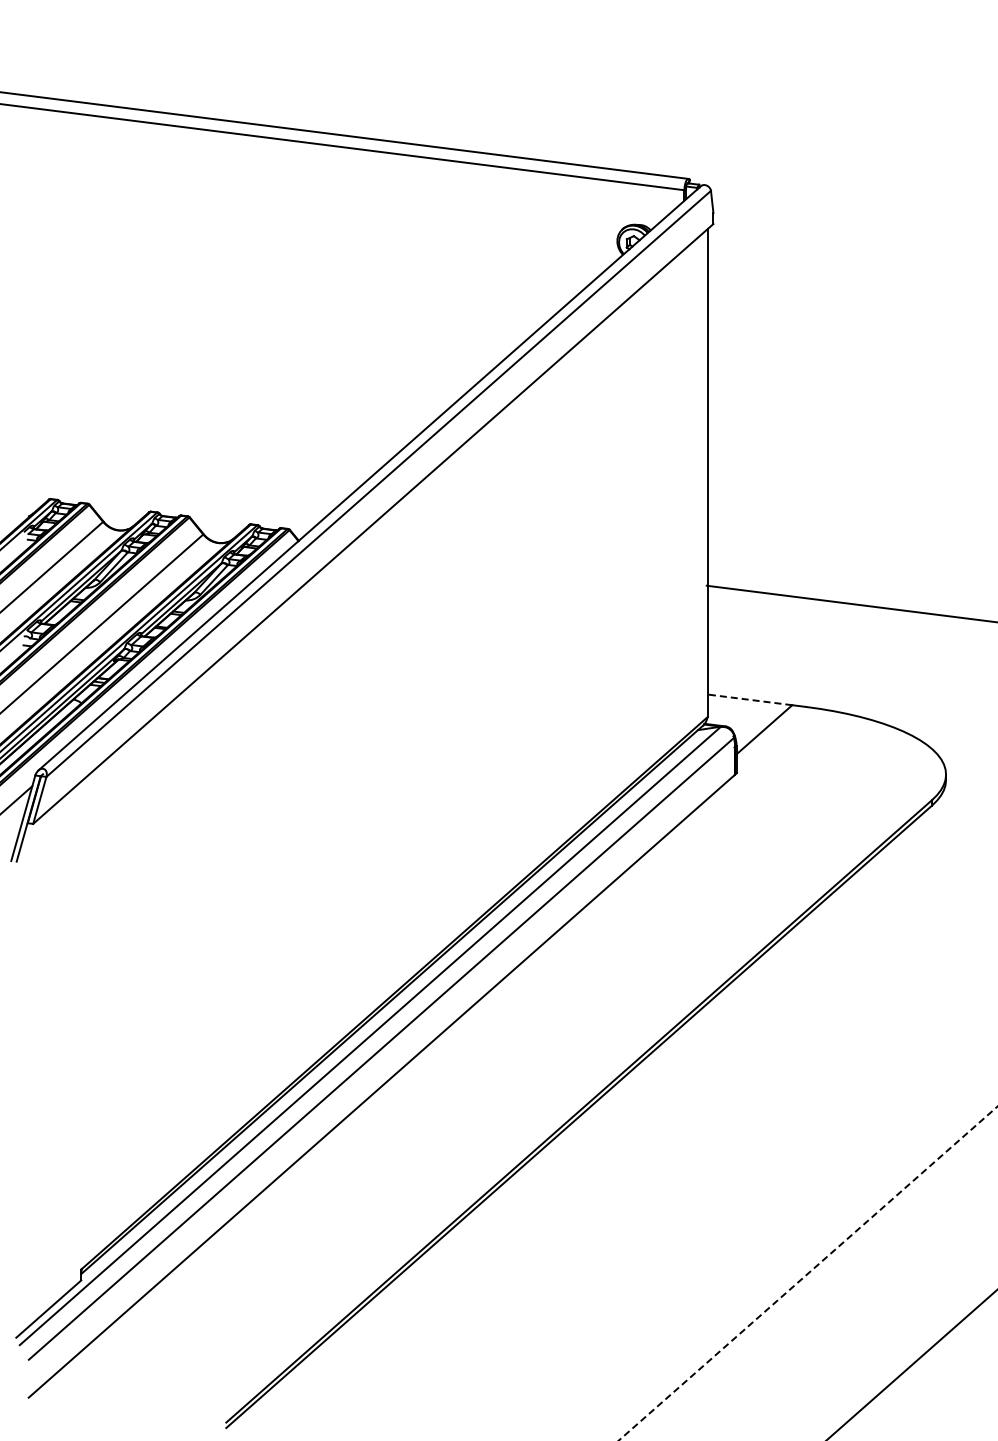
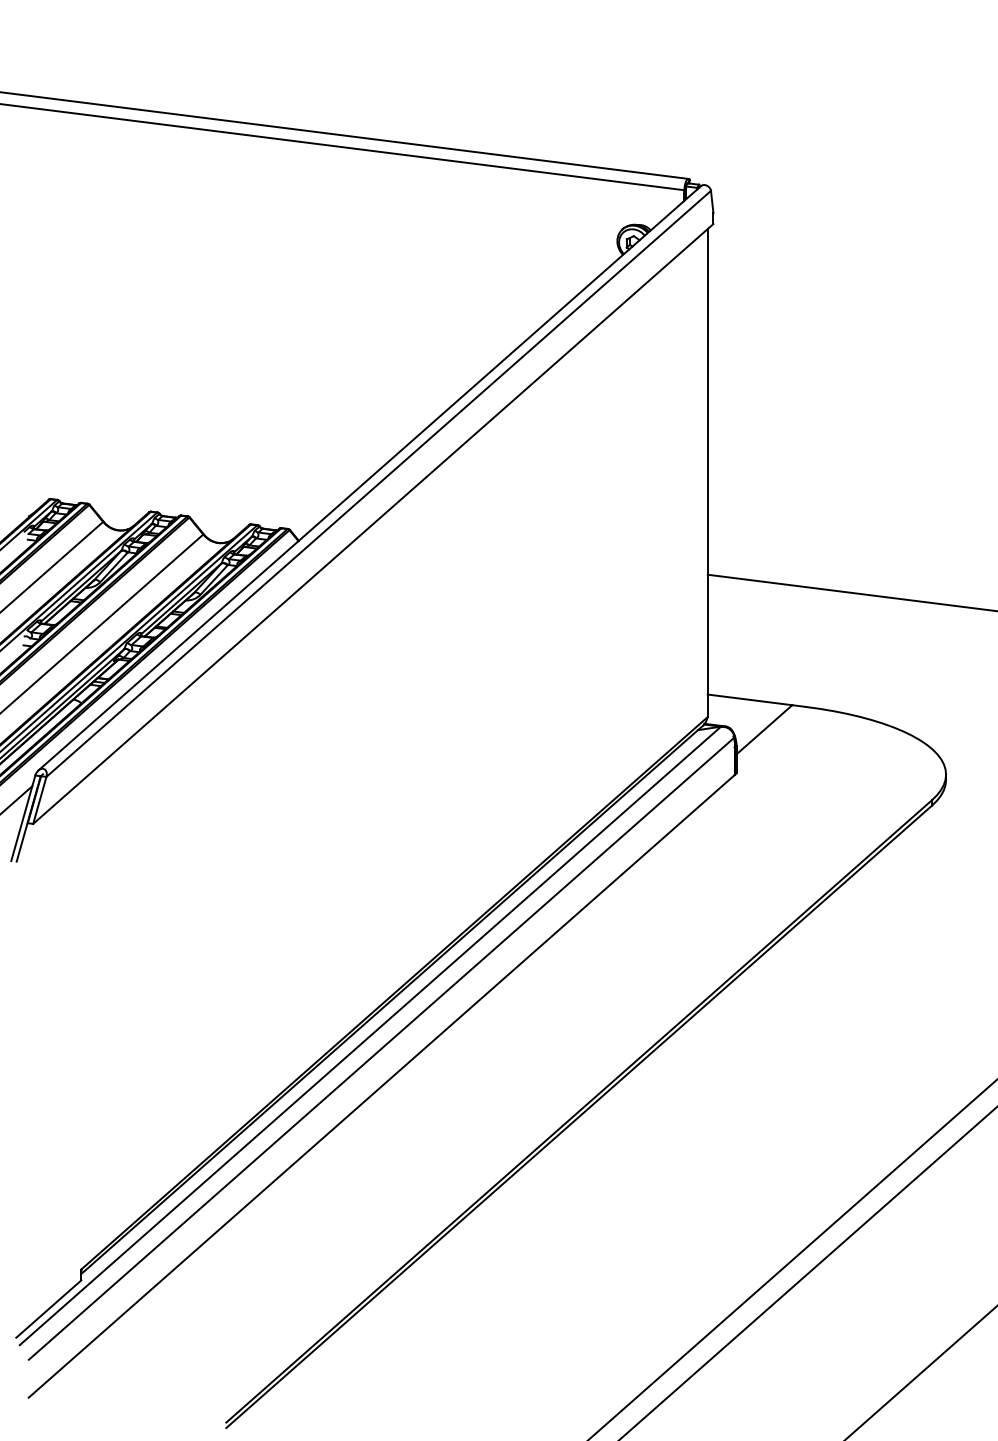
line position: (850, 603) -> (850, 592) (850, 592)
line: dashed -> solid (750, 699)
line: none -> present (792, 1259)
line: dashed -> solid (808, 1273)
line position: (911, 1364) -> (920, 1372) (920, 1372)
